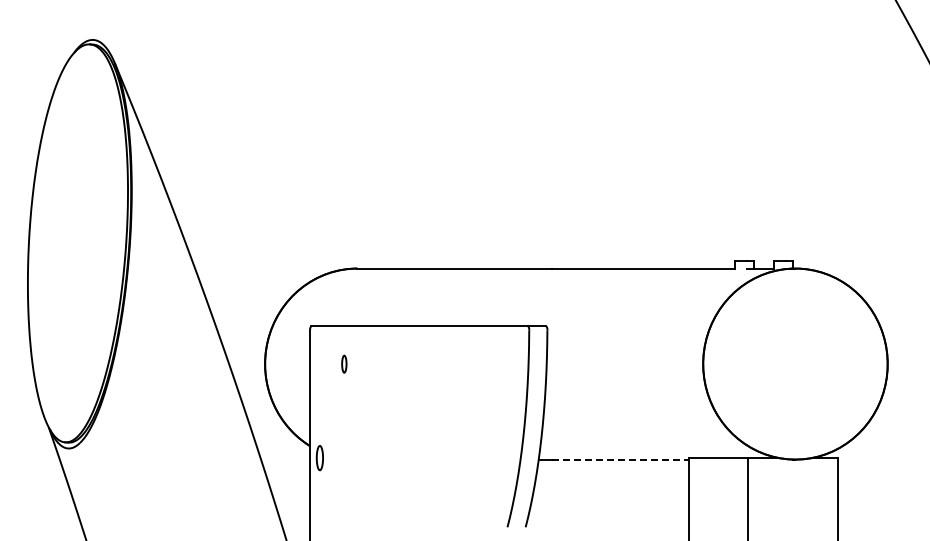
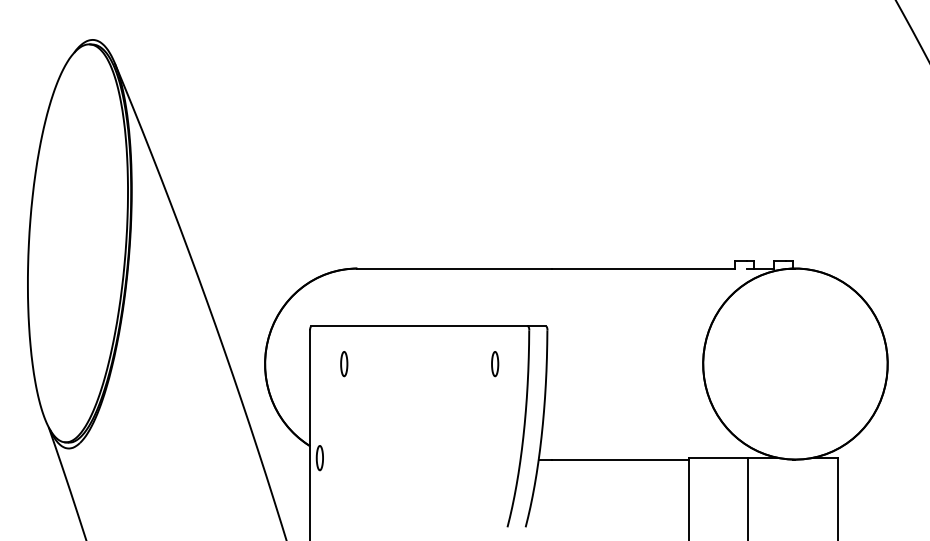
part size: 7x20 px -> 9x27 px (344, 364)
part: none -> present (495, 364)
line: dashed -> solid (620, 459)
